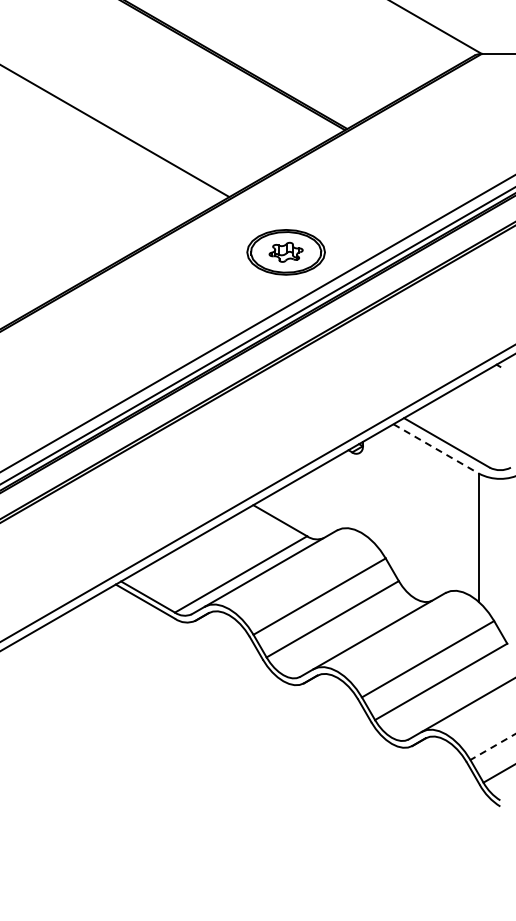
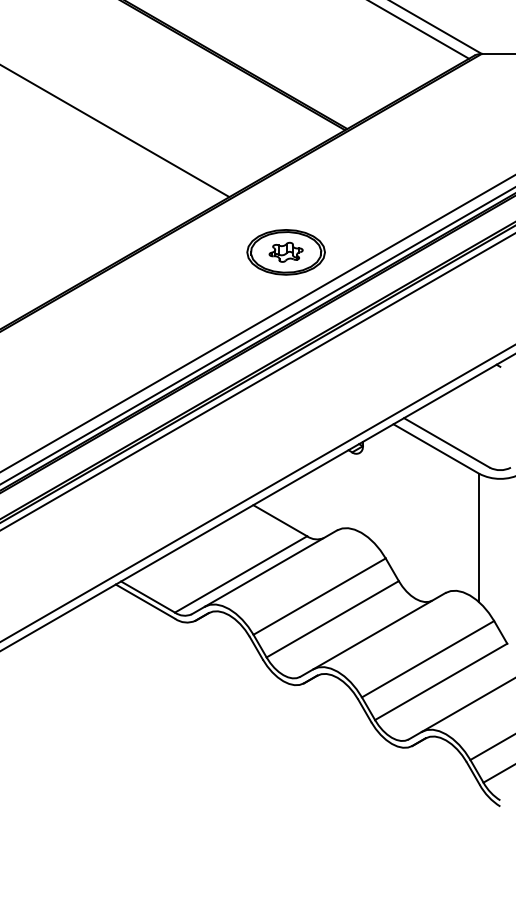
line: none -> present (420, 30)
line: none -> present (257, 381)
line: dashed -> solid (436, 449)
line: dashed -> solid (492, 747)
